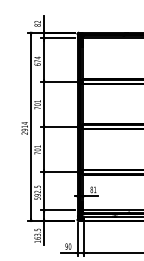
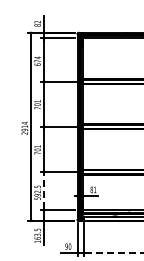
line: solid -> dashed (44, 190)
line: solid -> dashed (115, 253)
